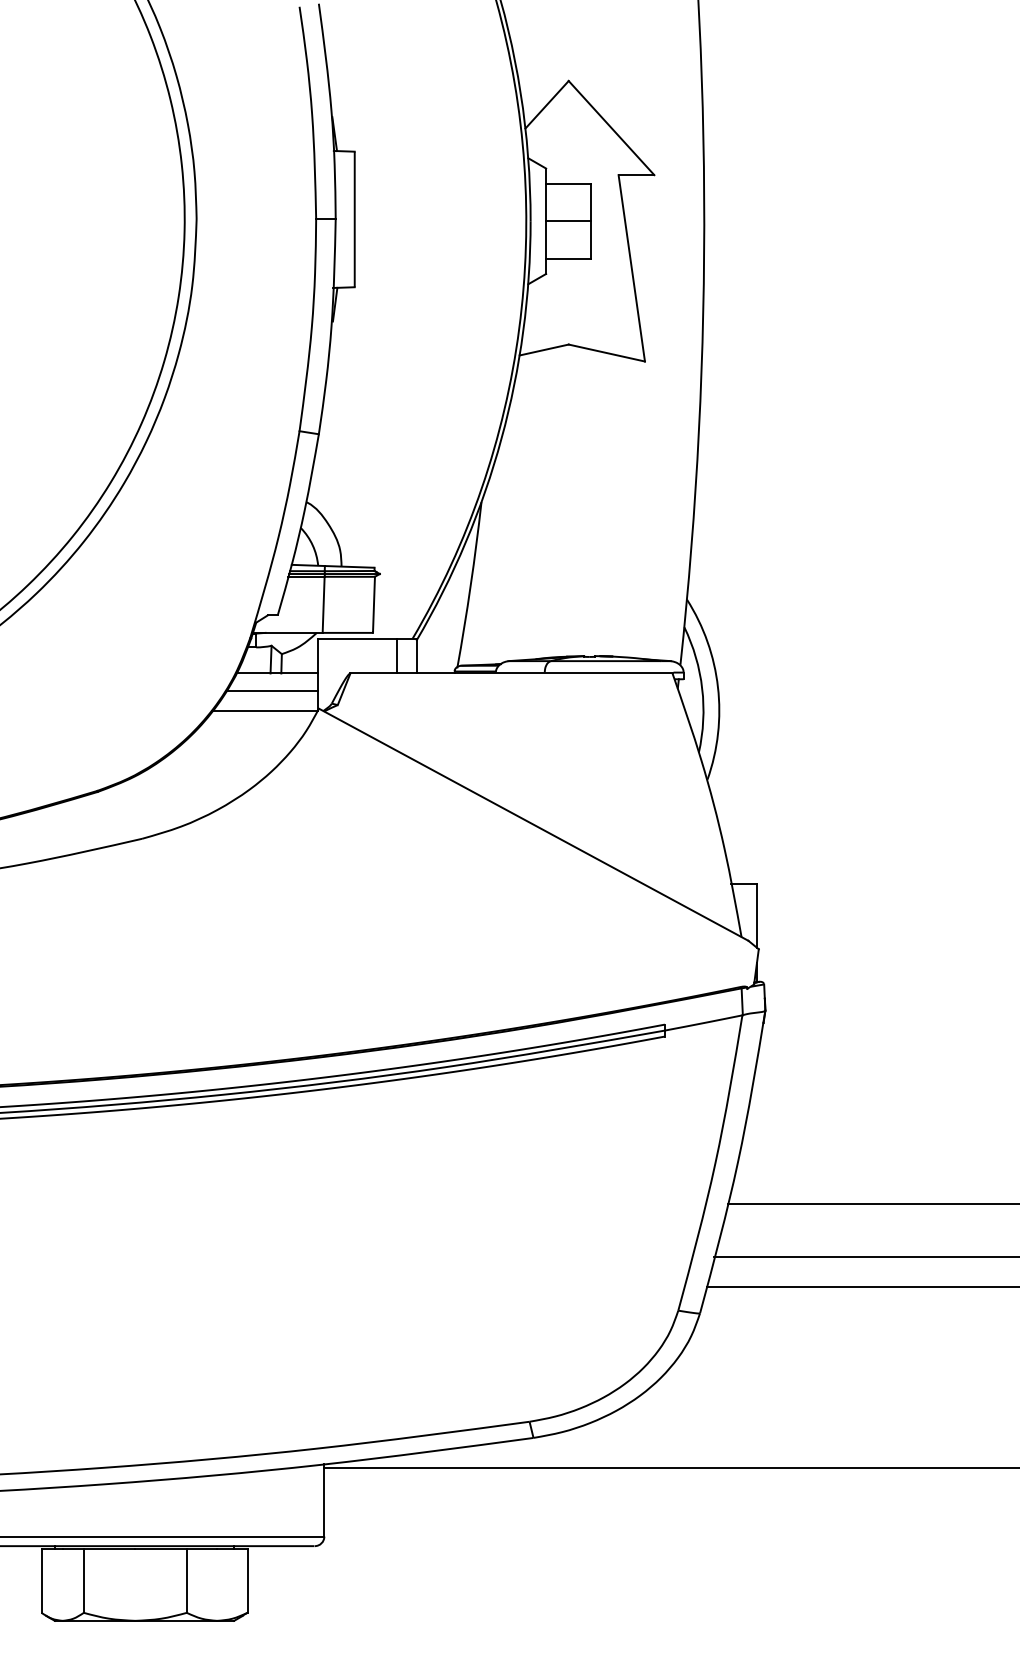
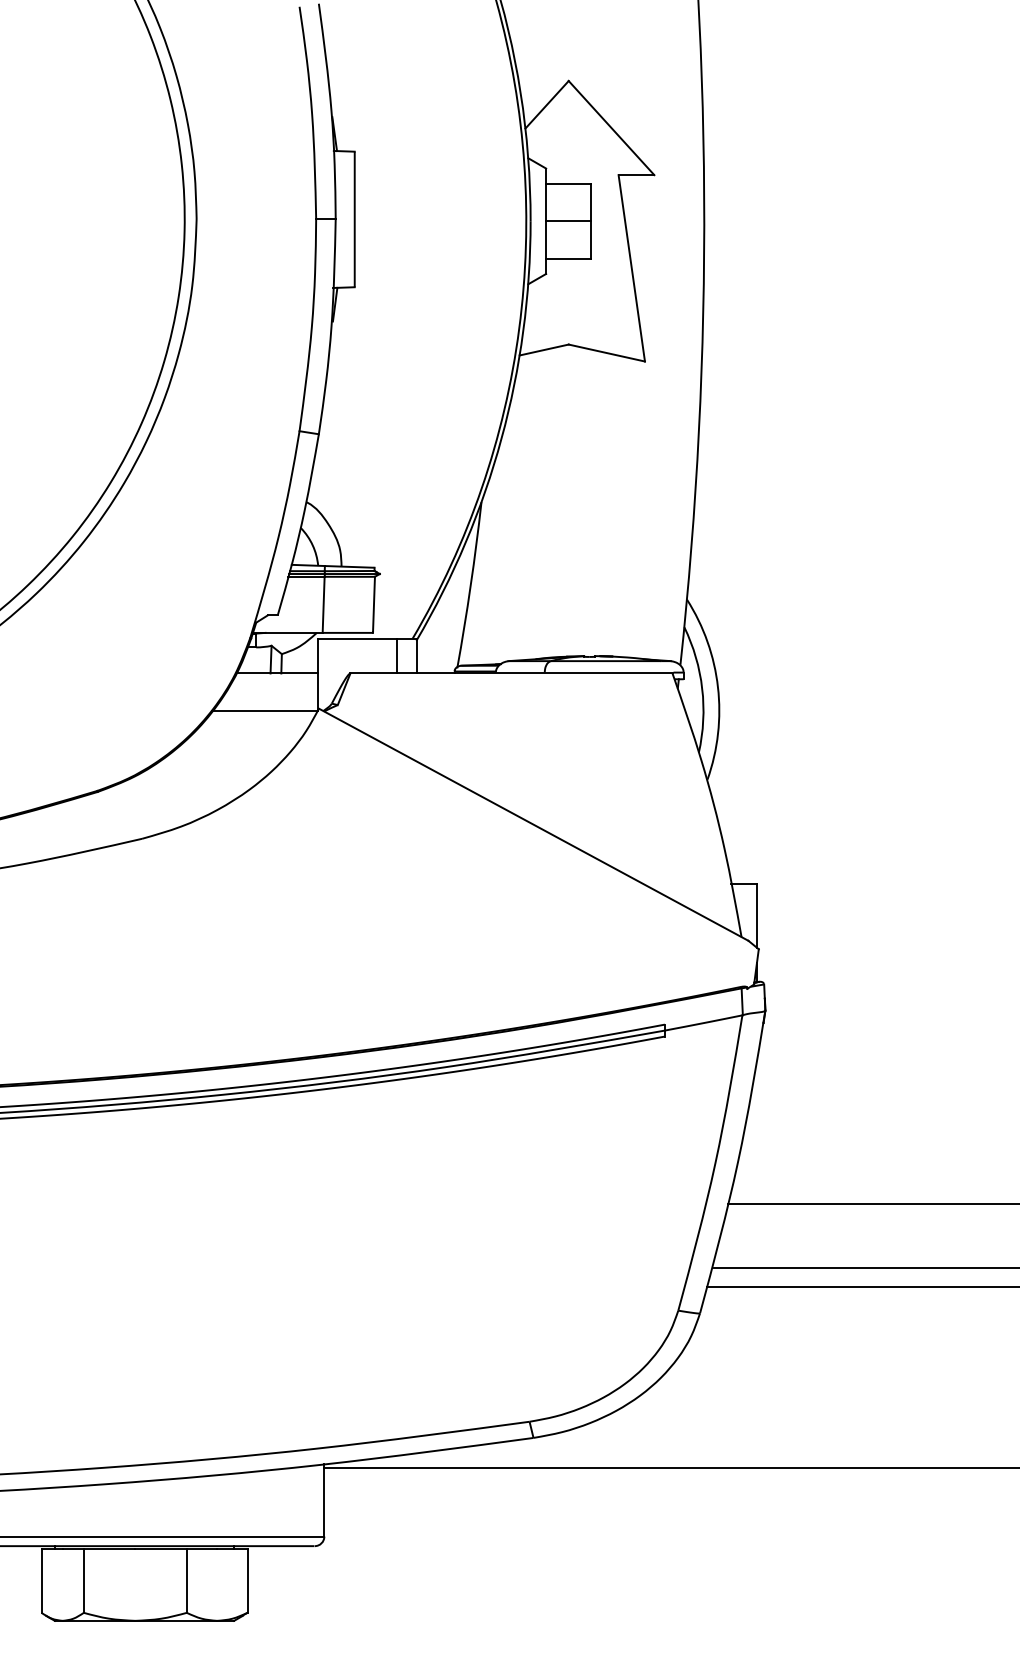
line: present -> none (271, 690)
line position: (865, 1256) -> (865, 1267) (865, 1267)
